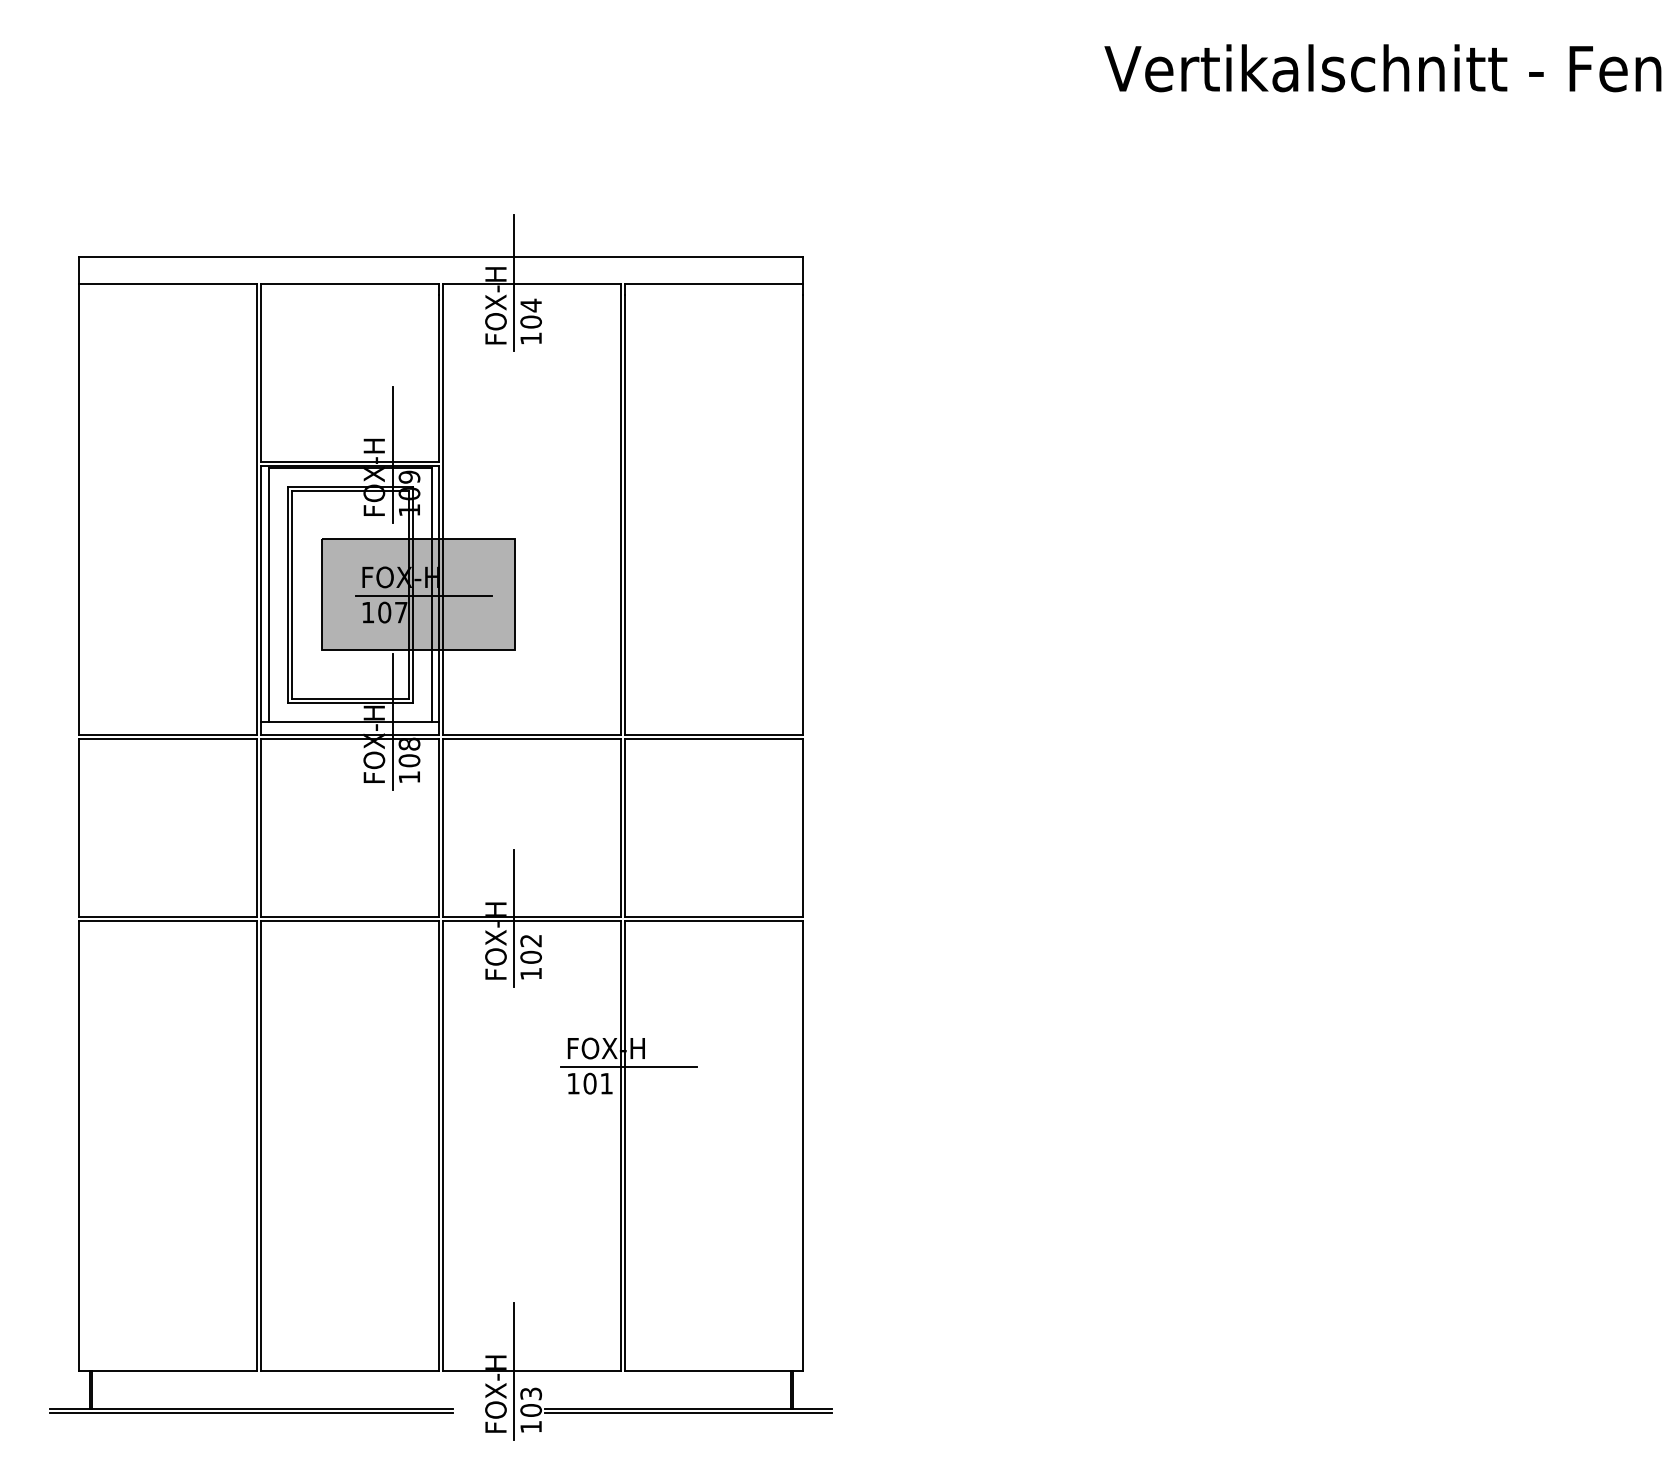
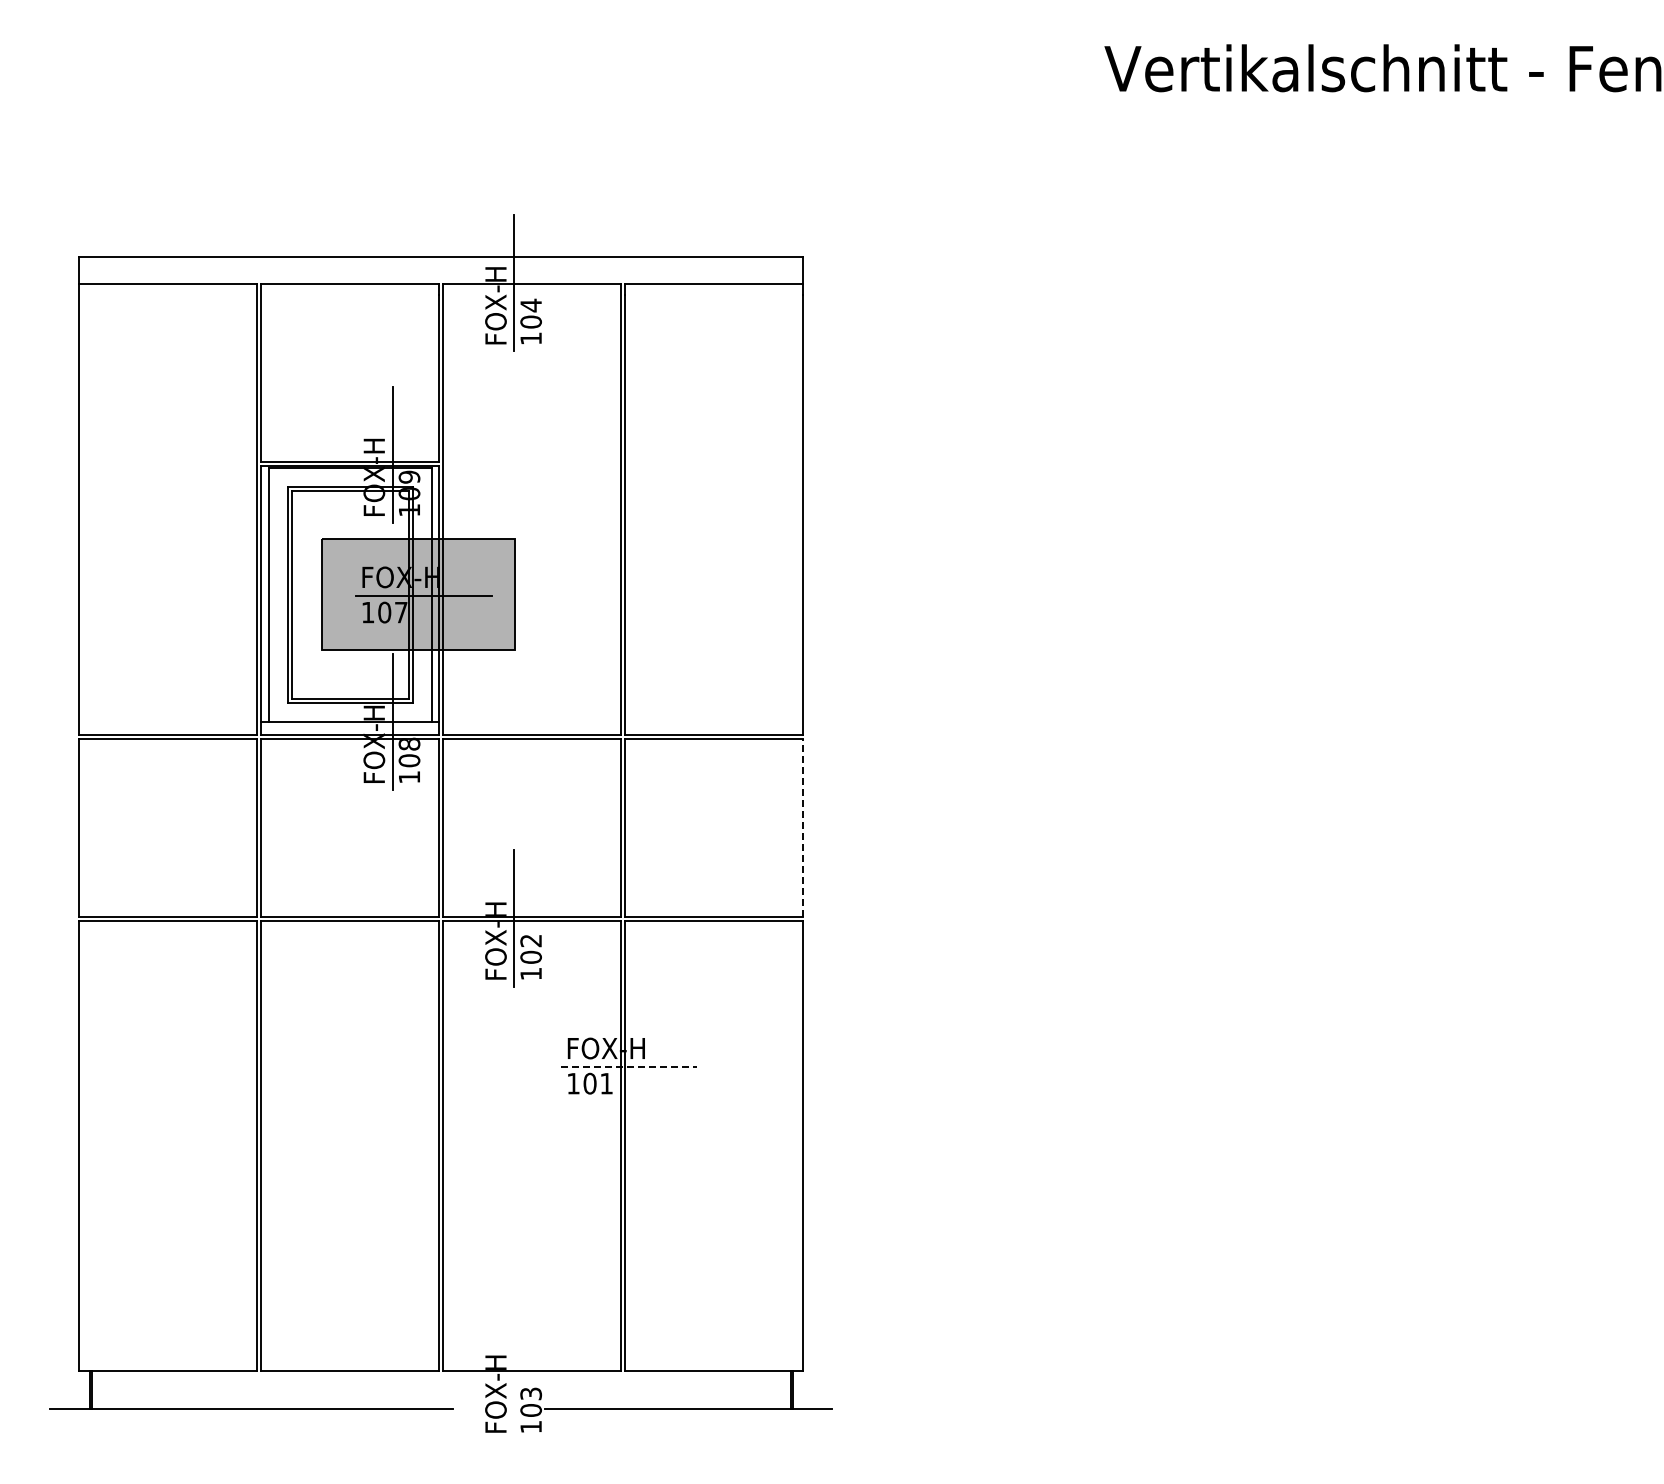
line: solid -> dashed (803, 827)
line: solid -> dashed (629, 1066)
line: present -> none (514, 1371)
line: present -> none (251, 1413)
line: present -> none (688, 1413)
